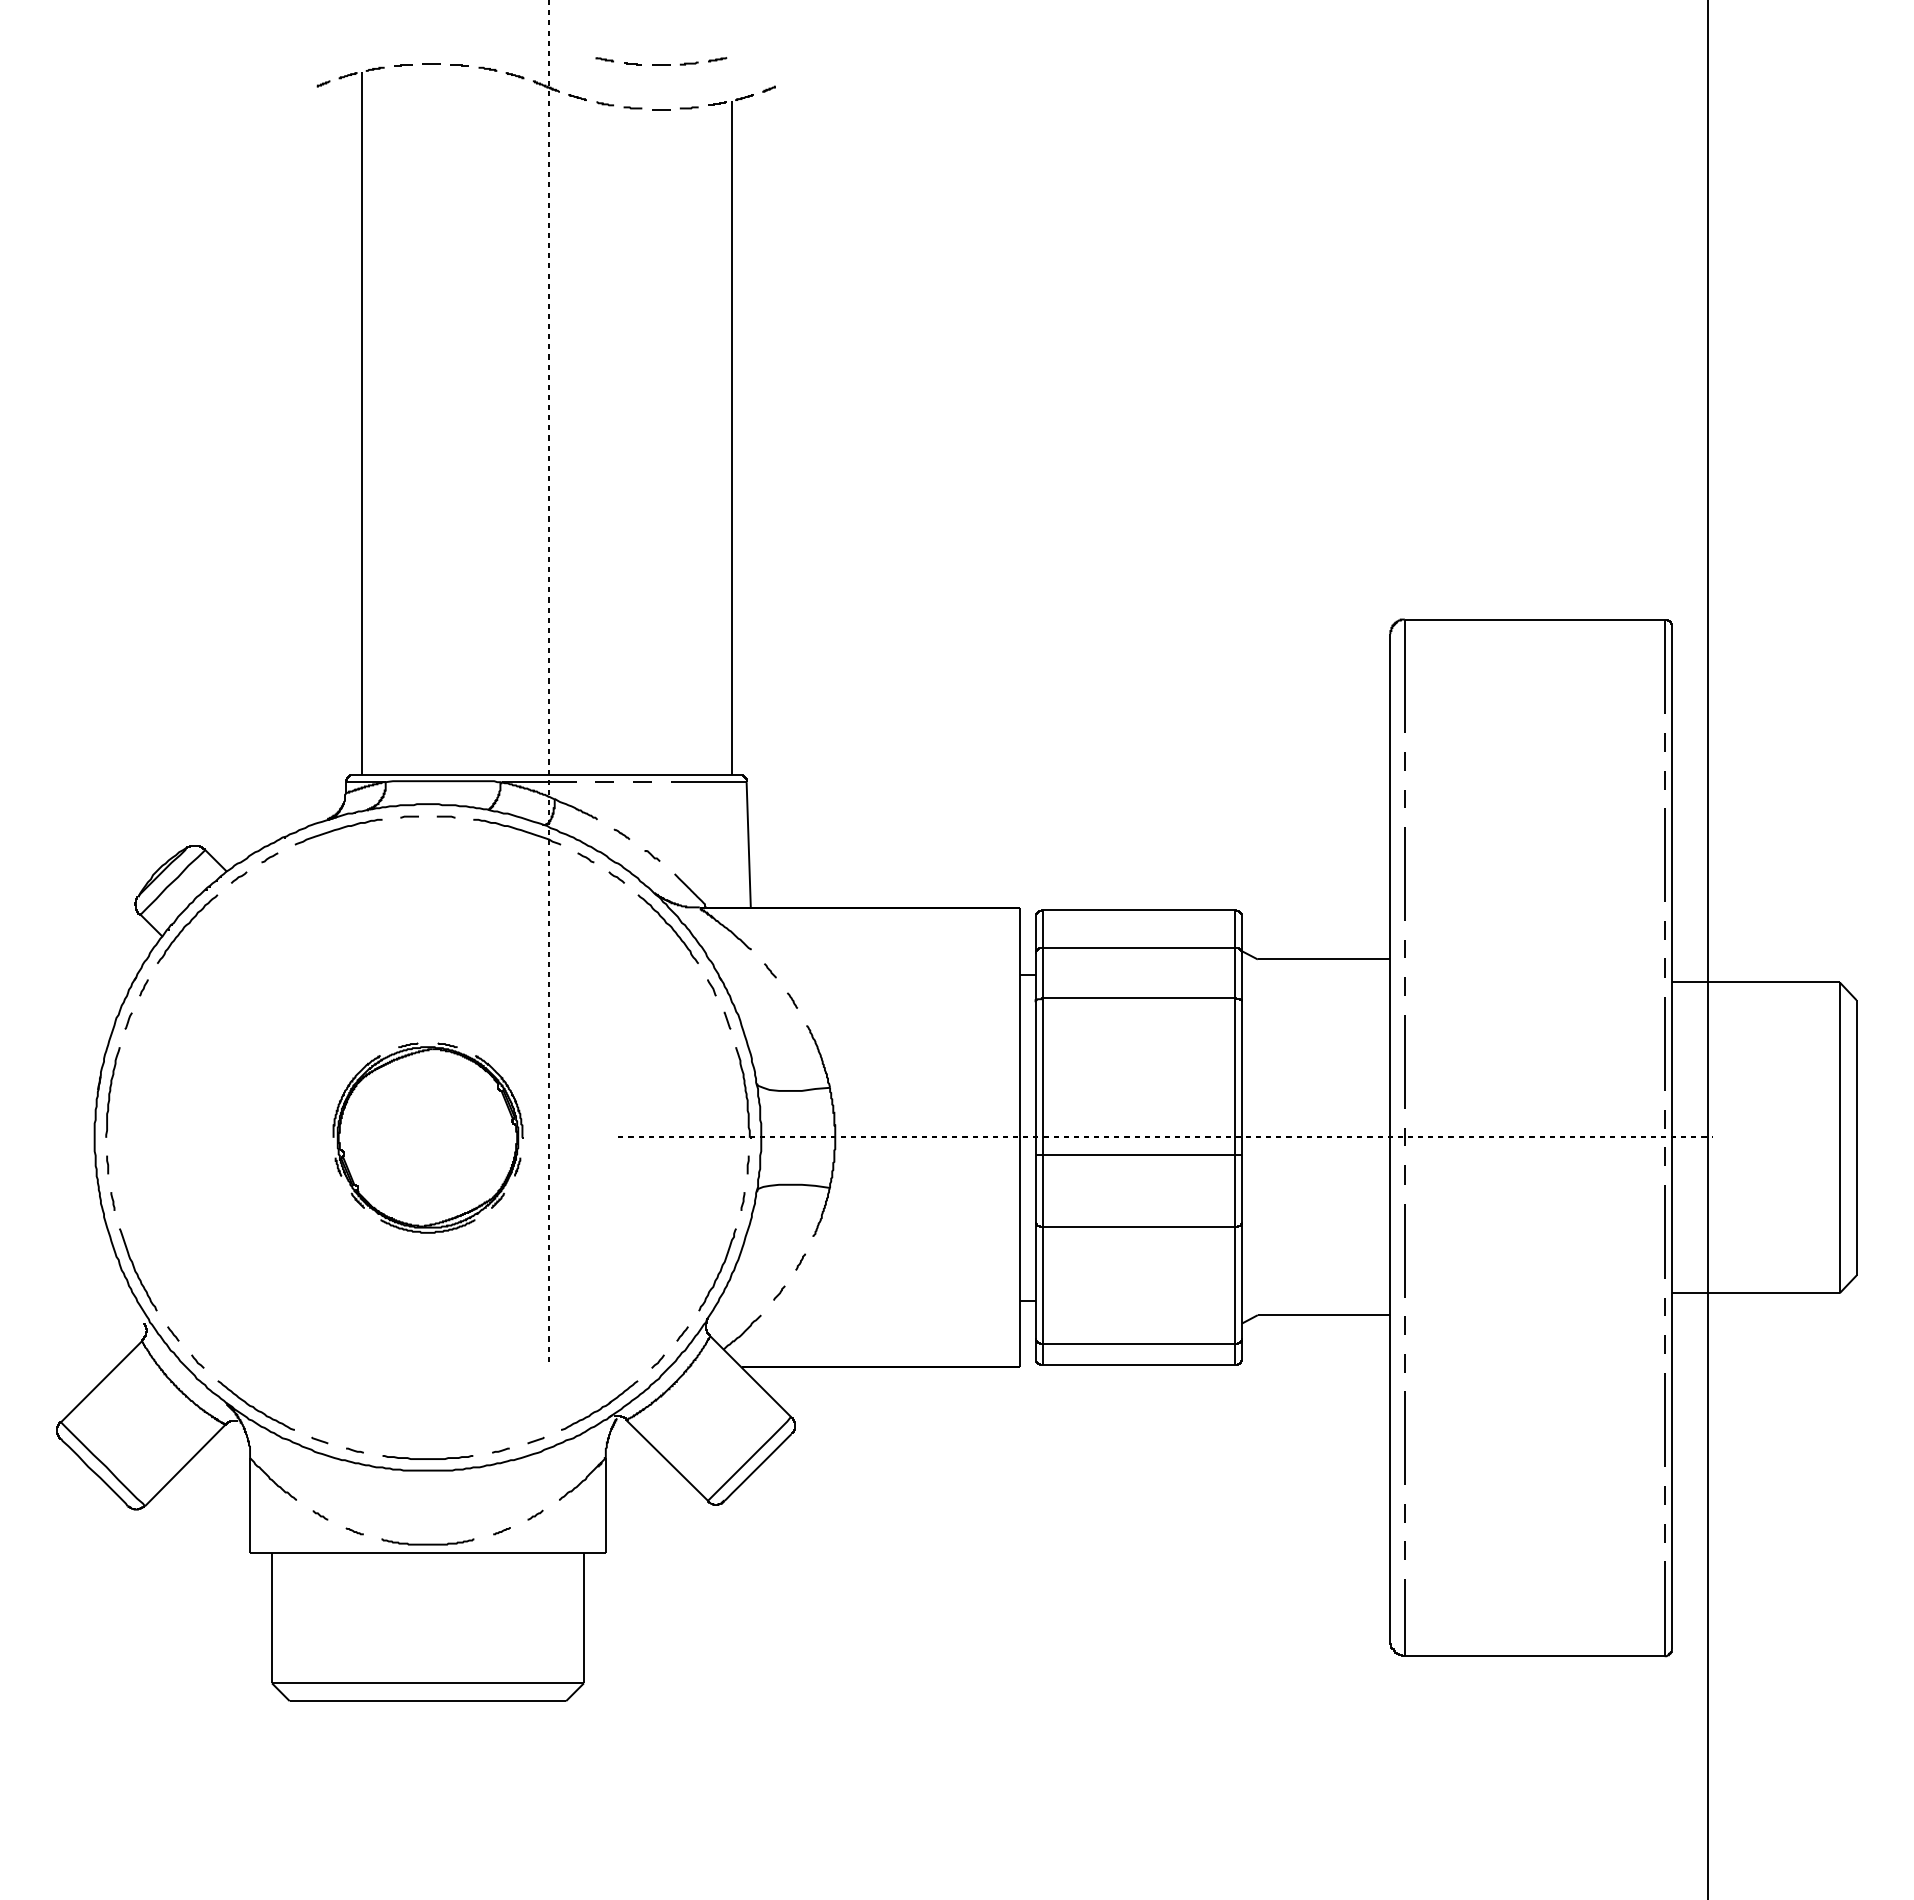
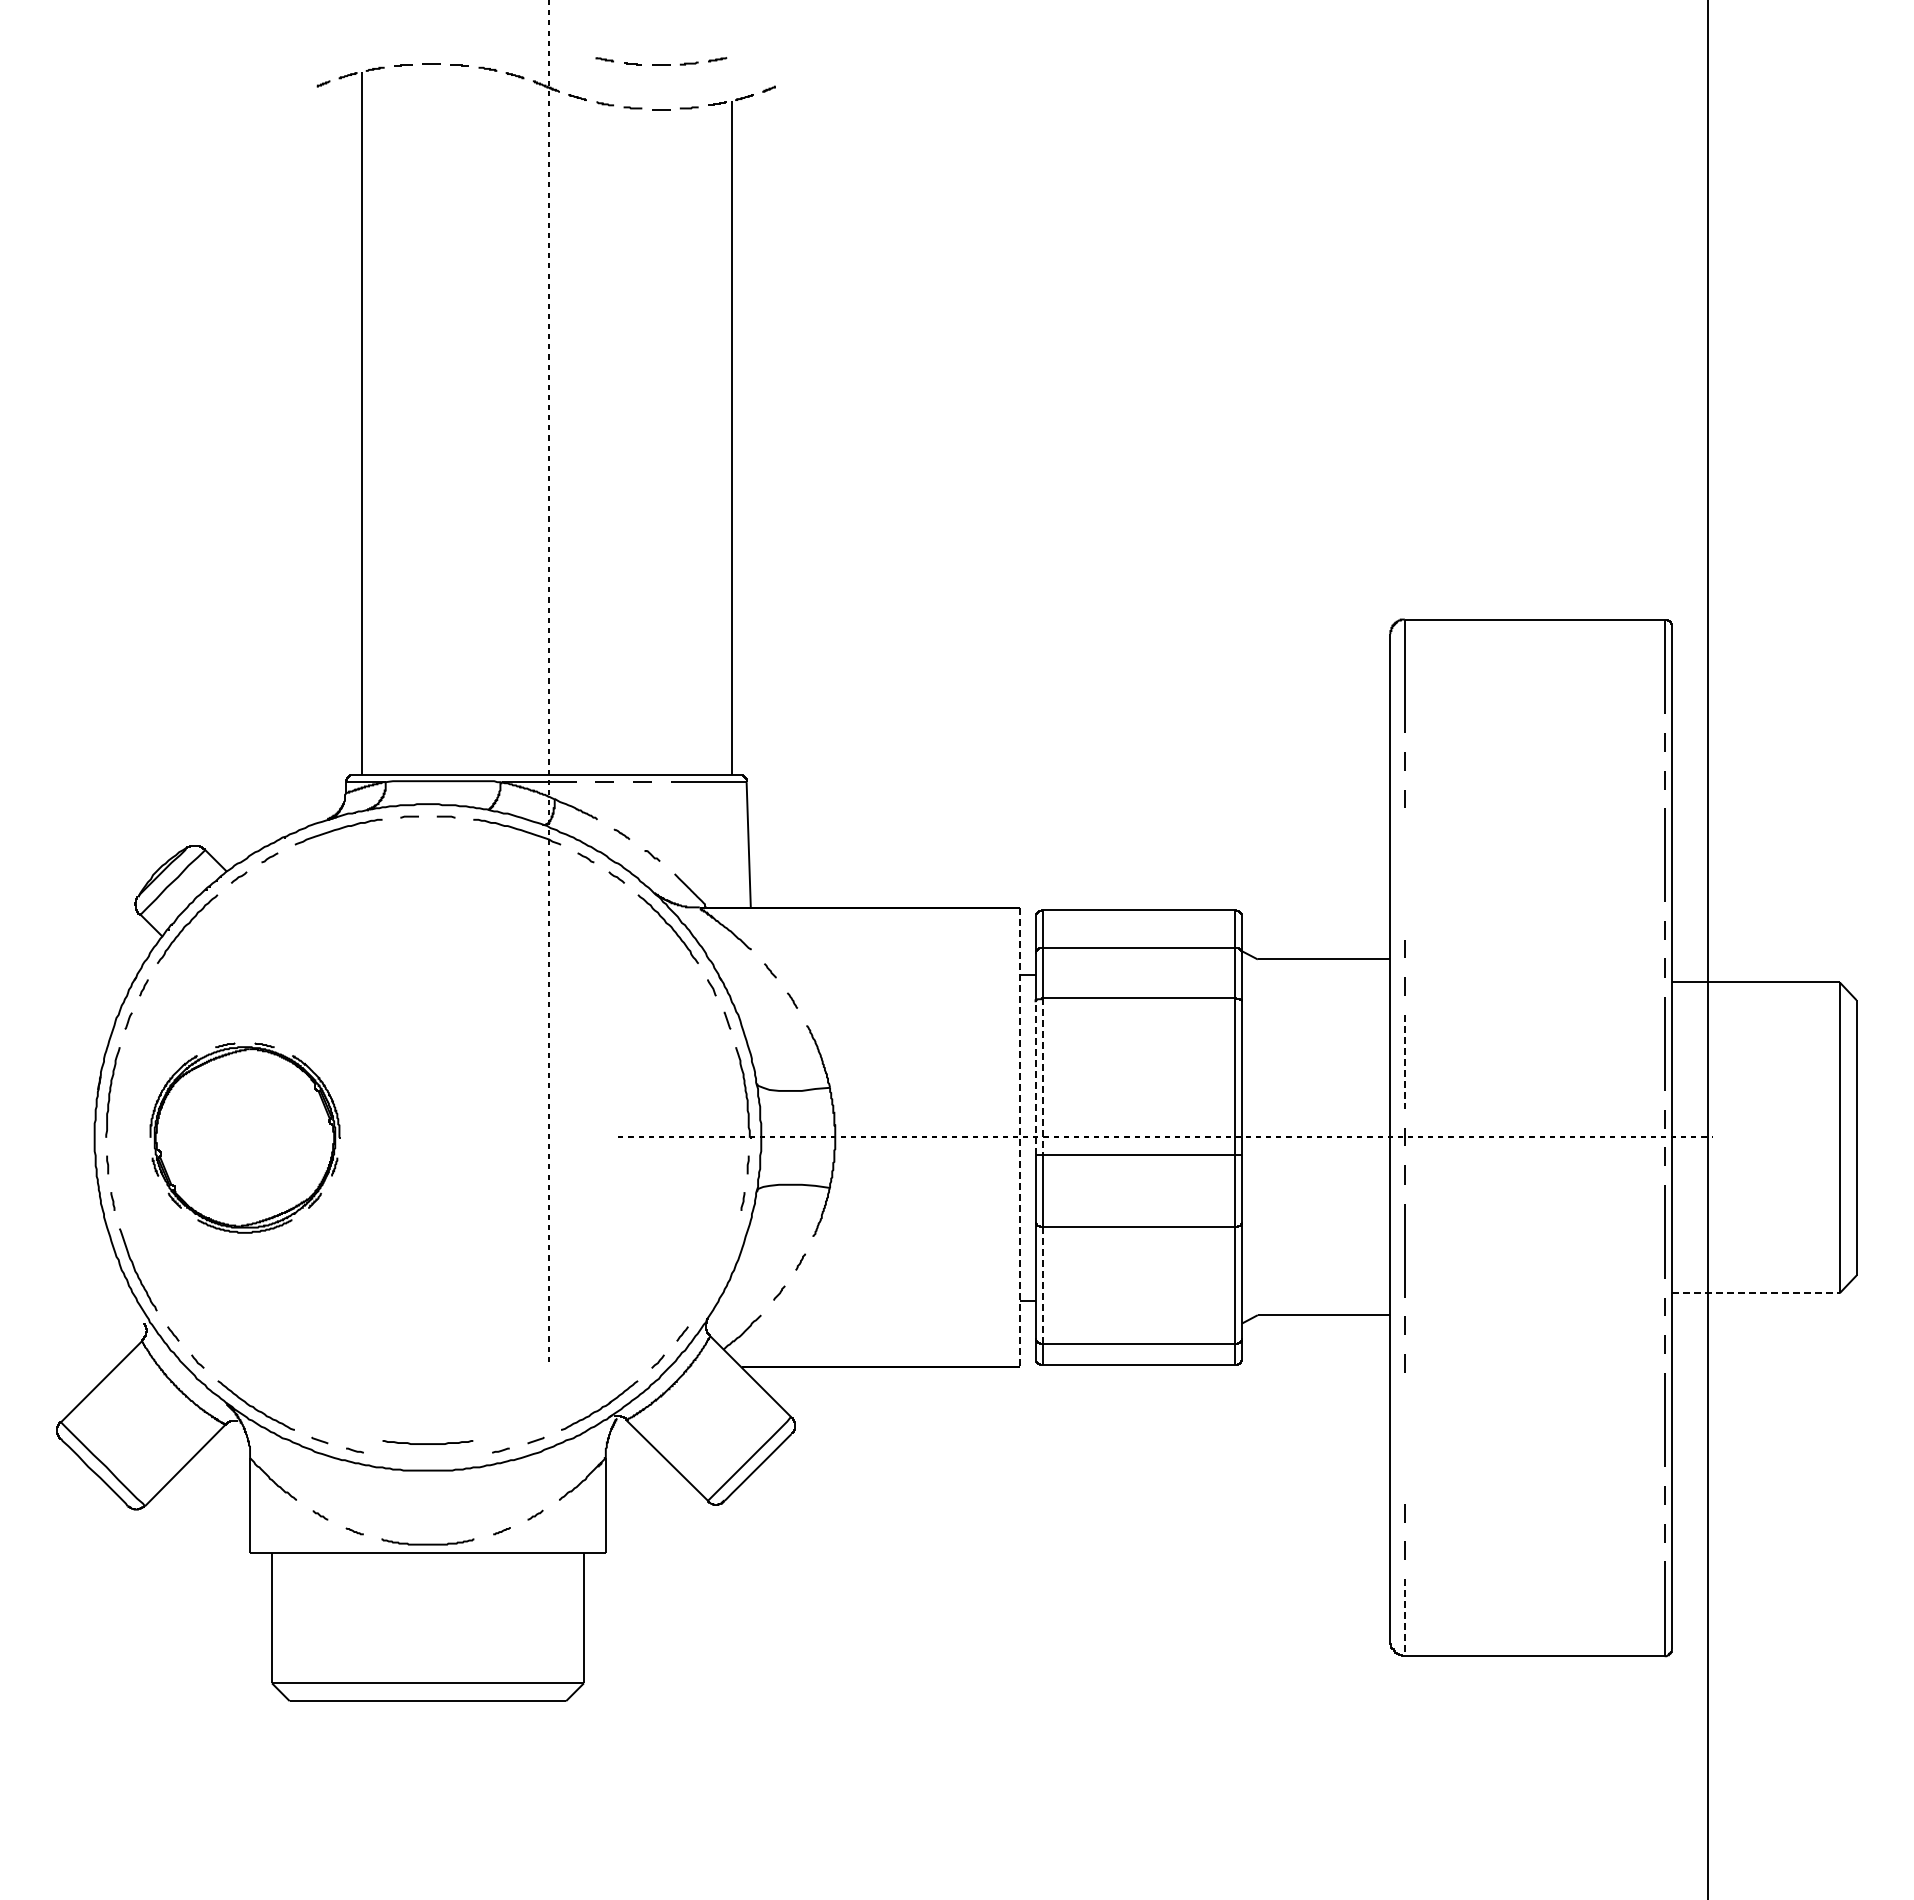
line: present -> none (1404, 873)
line: solid -> dashed (1404, 1061)
line: solid -> dashed (1043, 1076)
line: solid -> dashed (1035, 1077)
part position: (427, 1137) -> (244, 1137) (244, 1137)
line: solid -> dashed (1019, 1137)
curve: present -> none (719, 1270)
line: solid -> dashed (1043, 1285)
line: solid -> dashed (1755, 1293)
line: present -> none (1404, 1437)
curve position: (427, 1458) -> (427, 1443) (427, 1443)
line: solid -> dashed (1404, 1617)
